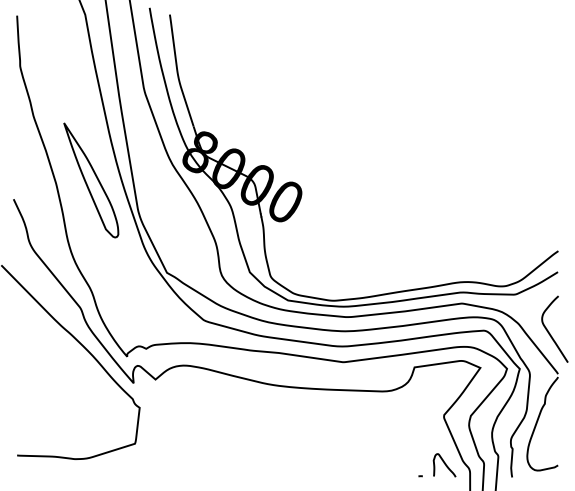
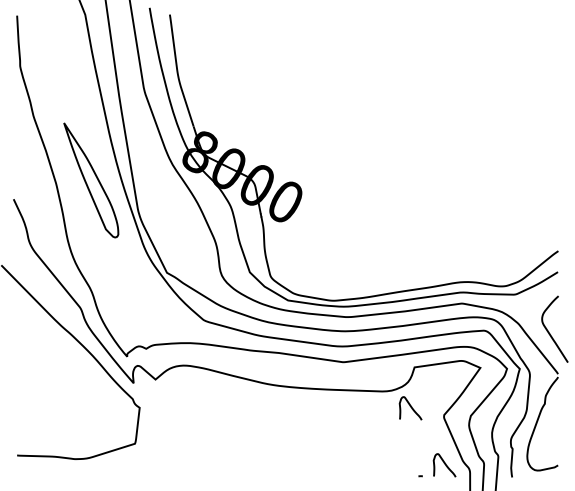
curve: none -> present (410, 407)
